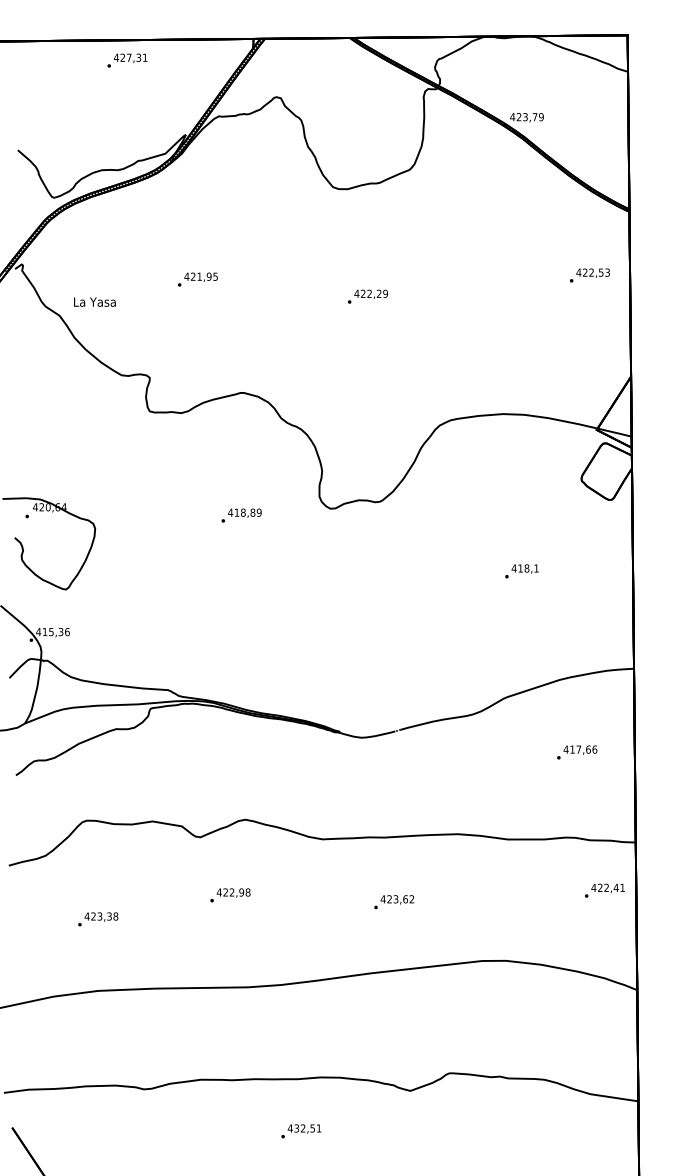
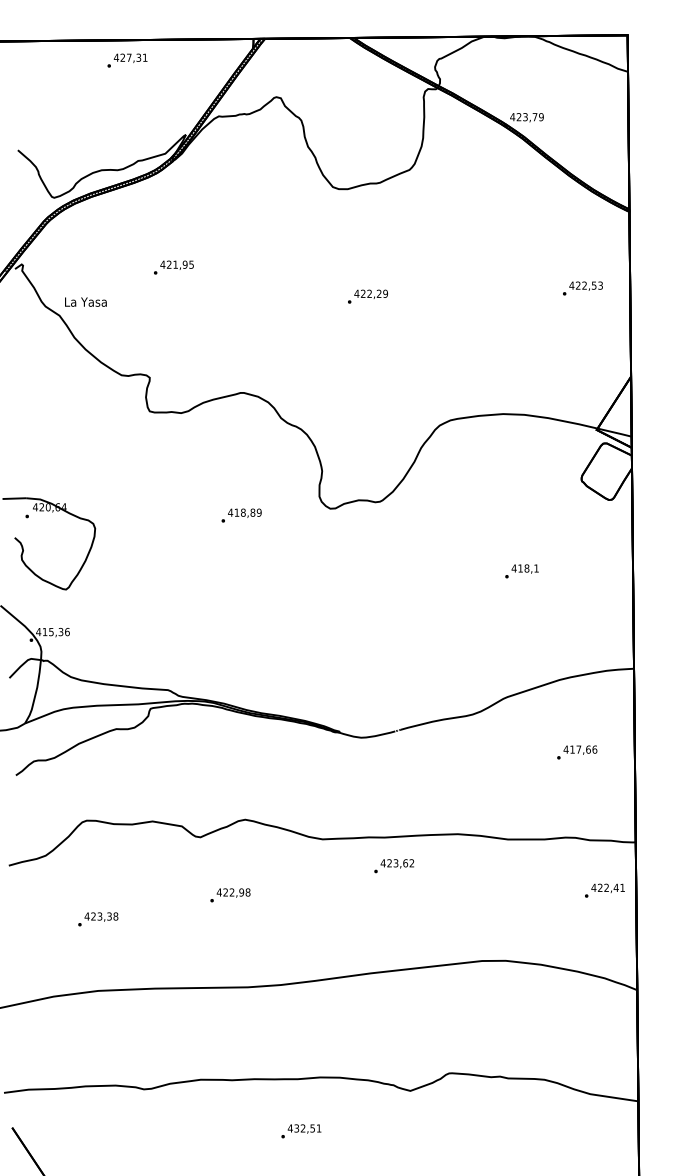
text position: (589, 275) -> (582, 288) (582, 288)
text position: (197, 279) -> (173, 267) (173, 267)
text position: (94, 301) -> (85, 301) (85, 301)
text position: (394, 902) -> (394, 866) (394, 866)
